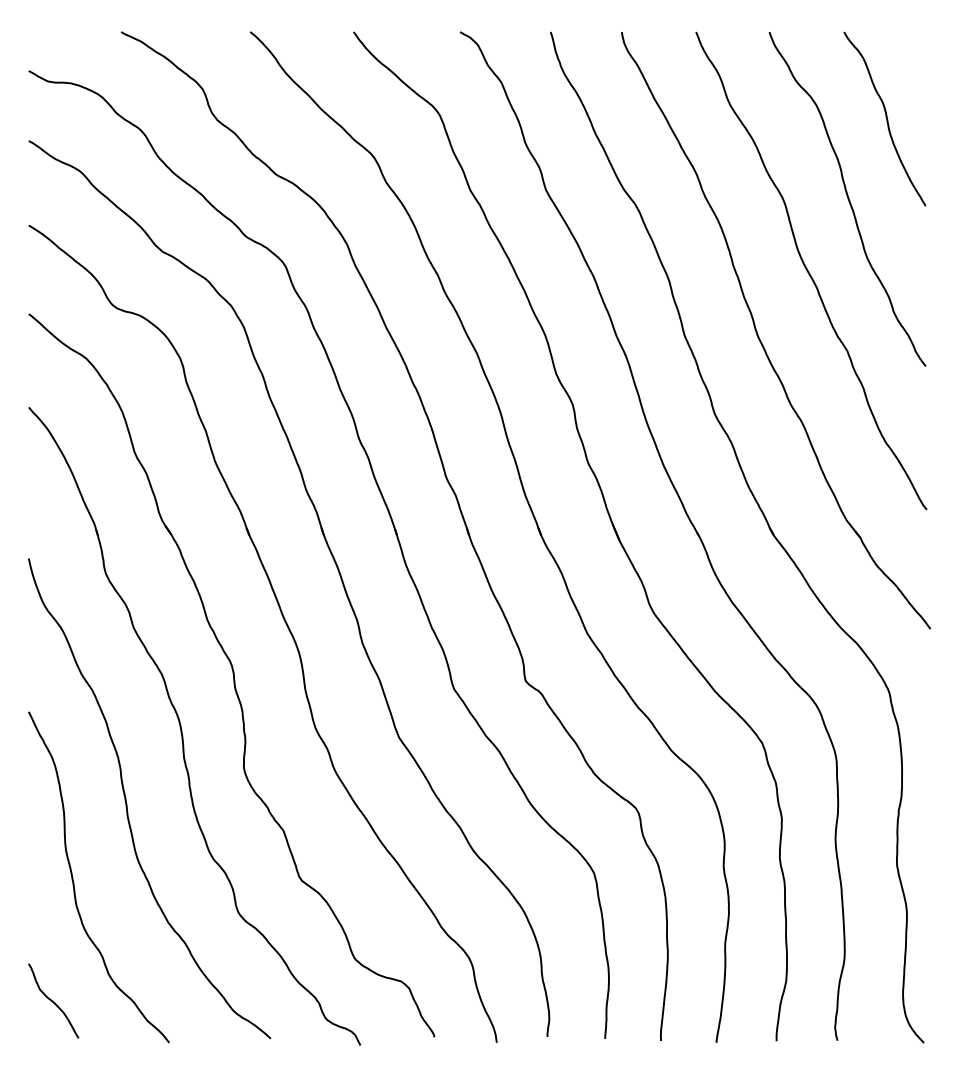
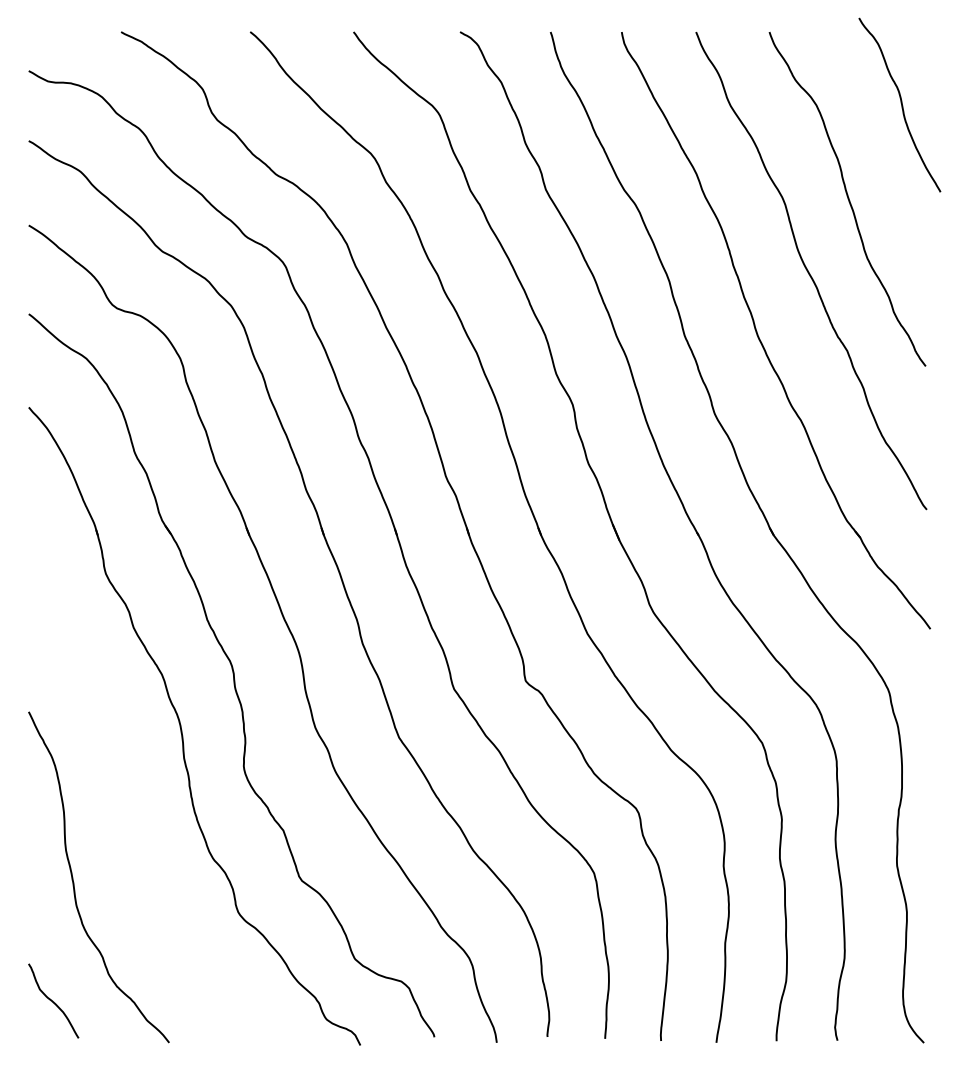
curve position: (885, 117) -> (900, 103) (900, 103)
curve: present -> none (127, 803)
